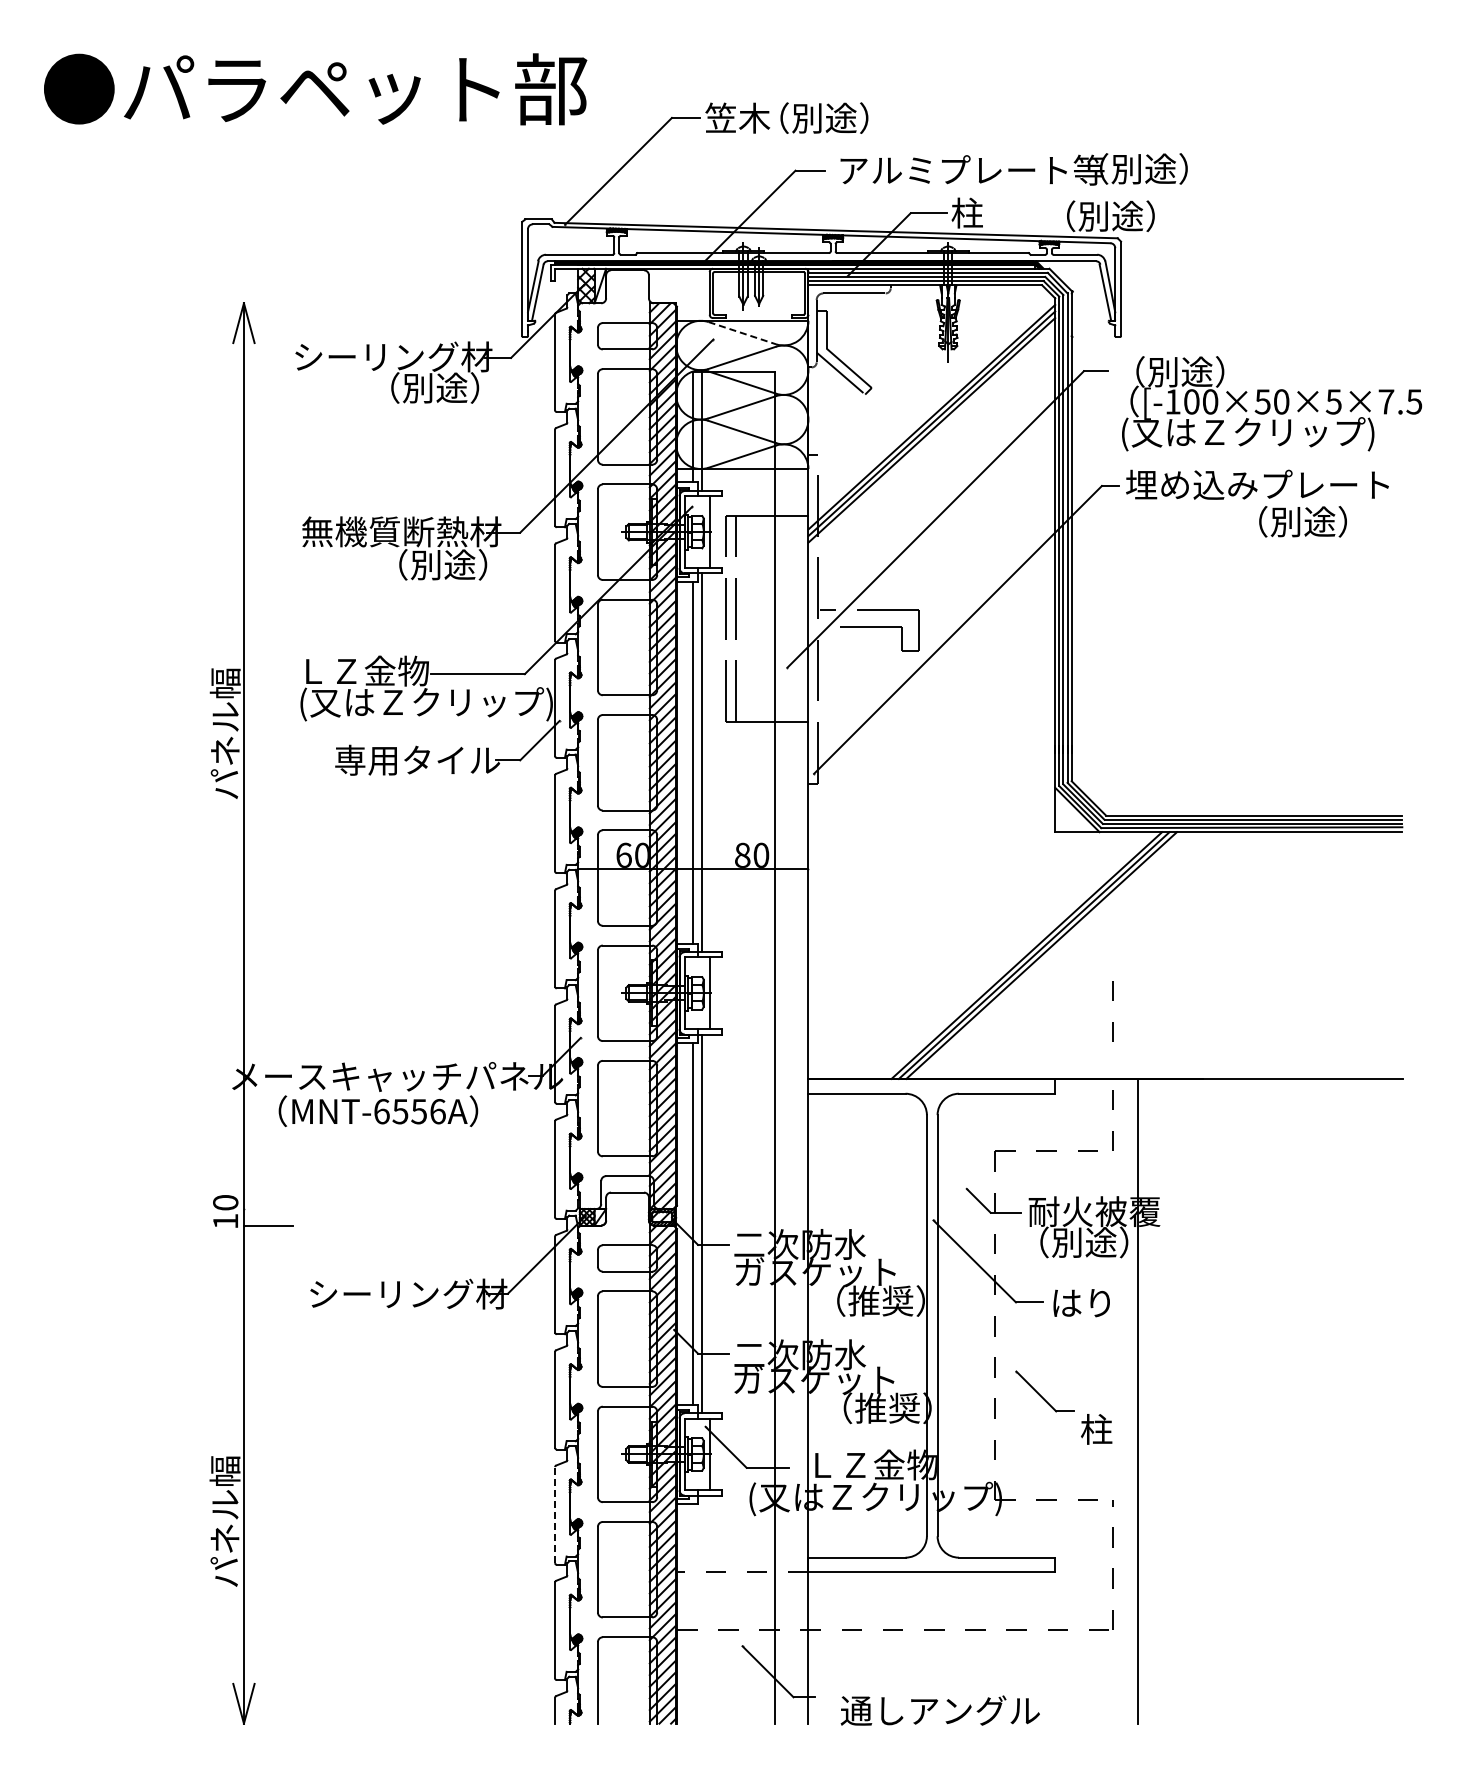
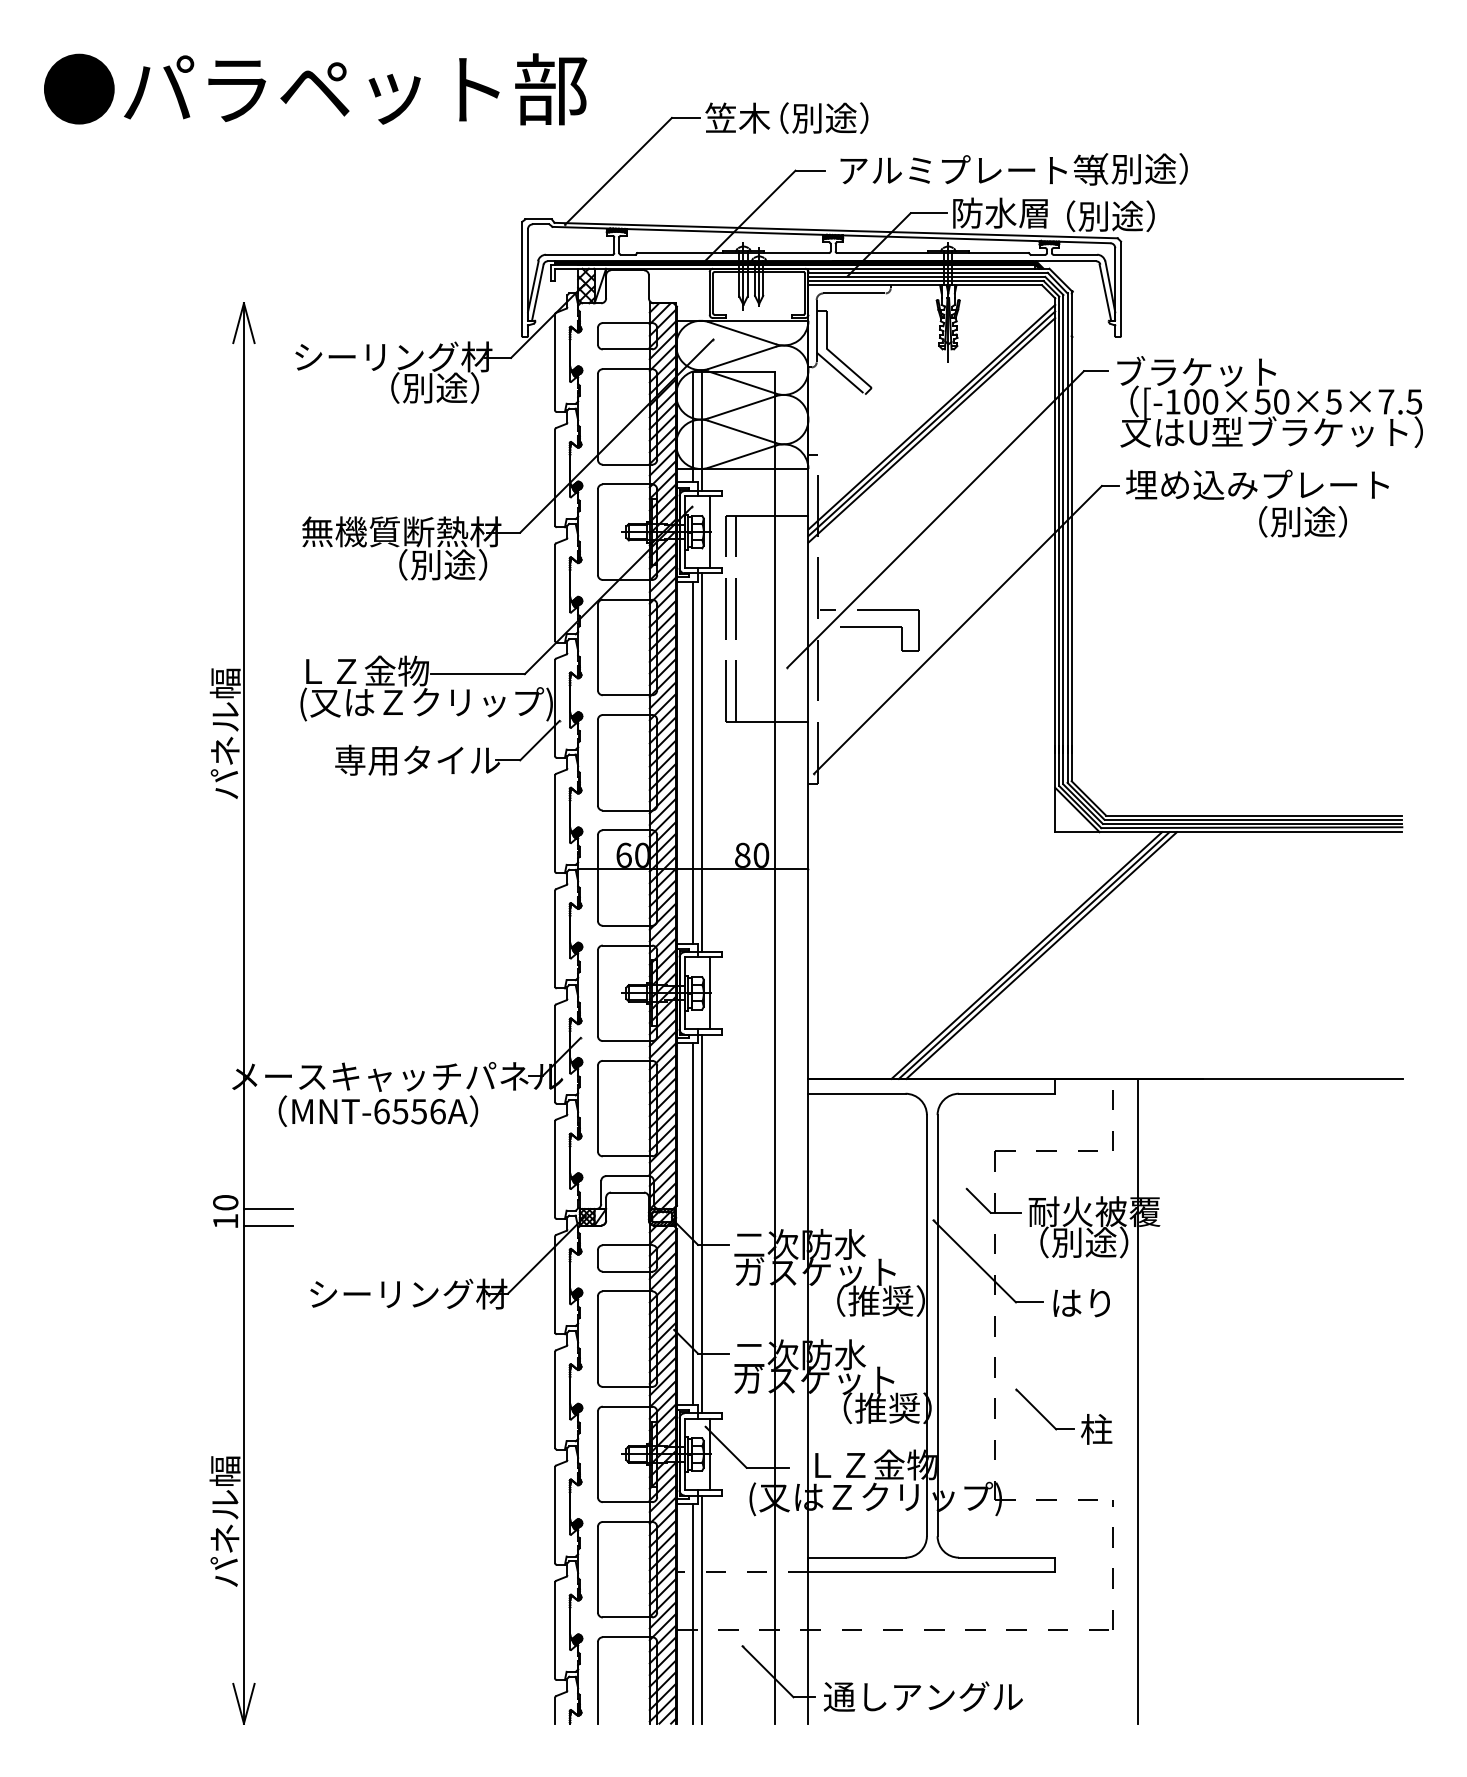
text: 柱 -> 防水層 (999, 212)
line: dashed -> solid (742, 333)
text: （別途） -> ブラケット (1196, 371)
text: (又はＺクリップ) -> 又はU型ブラケット） (1271, 433)
line: present -> none (1112, 1000)
line: none -> present (268, 1209)
part position: (1044, 1391) -> (1044, 1409) (1044, 1409)
line: dashed -> solid (555, 1514)
line: none -> present (702, 1609)
line: none -> present (692, 1613)
text position: (939, 1710) -> (922, 1696) (922, 1696)
